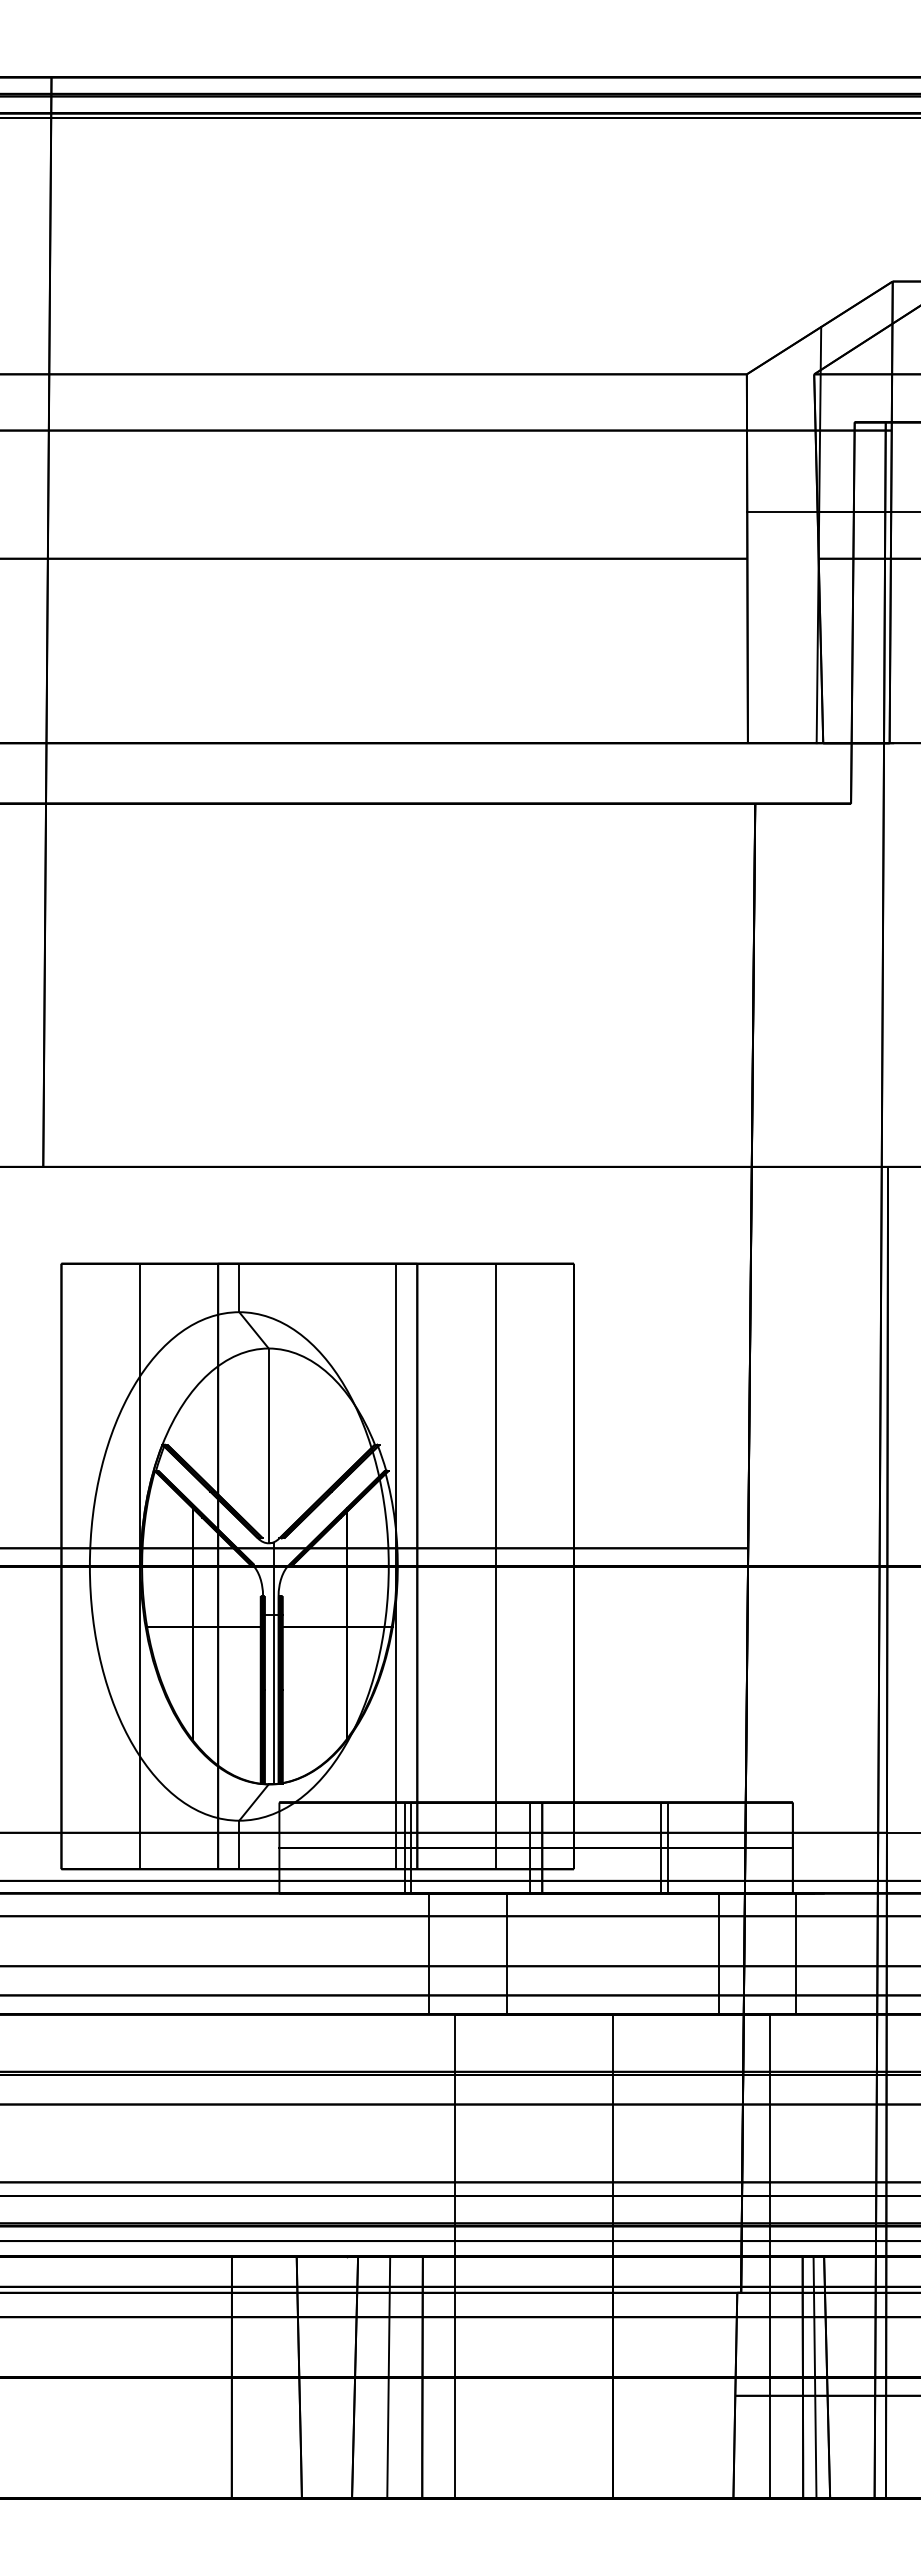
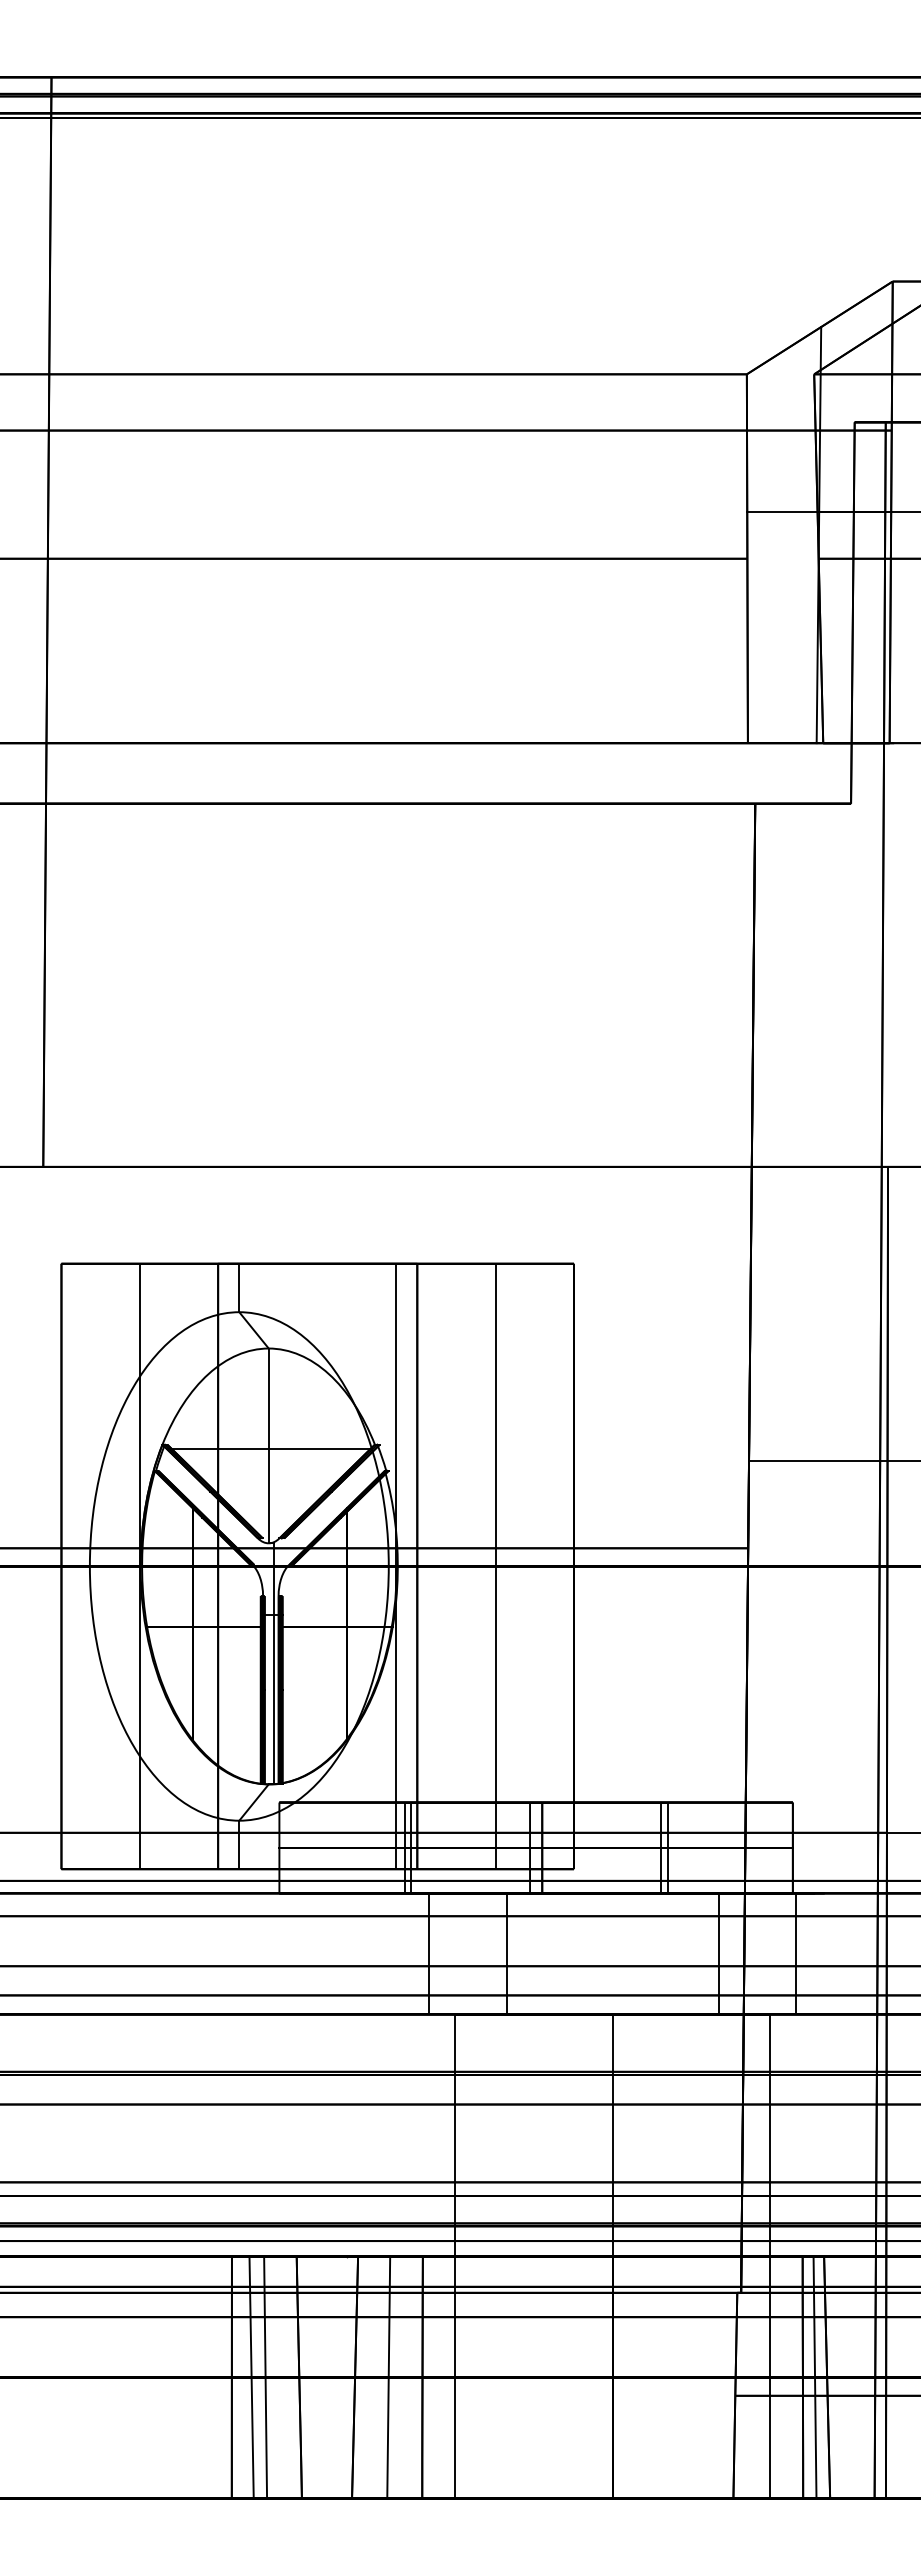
line: none -> present (268, 1448)
line: none -> present (833, 1460)
line: none -> present (251, 2377)
line: none -> present (265, 2377)
